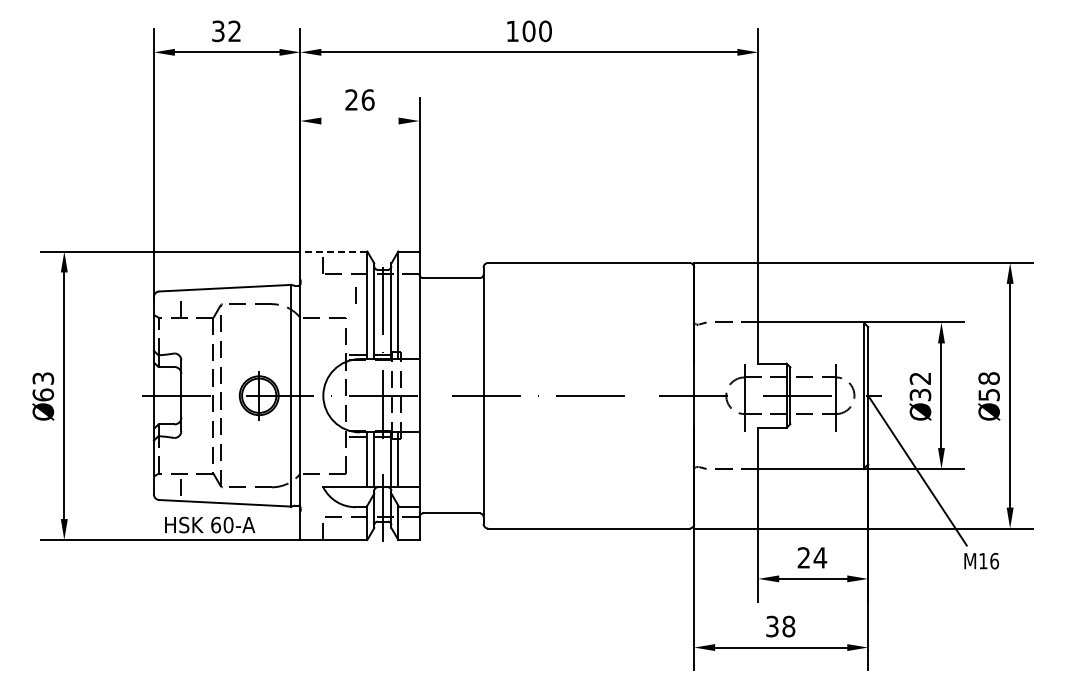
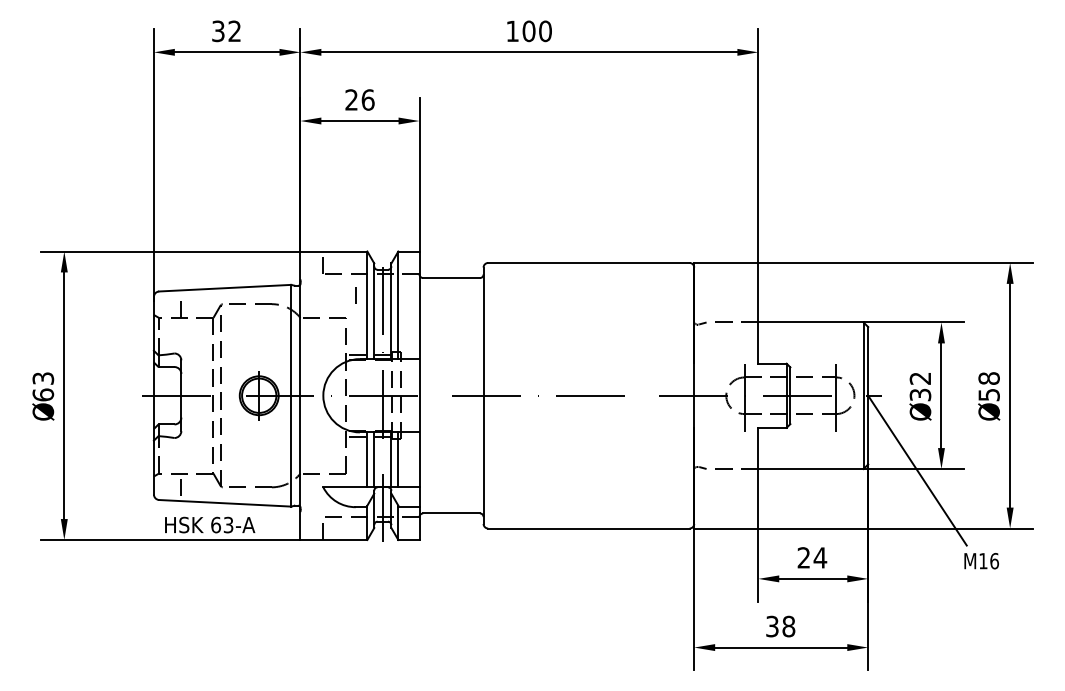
line: none -> present (359, 121)
line: dashed -> solid (333, 251)
text: 60-A -> 63-A (228, 524)
